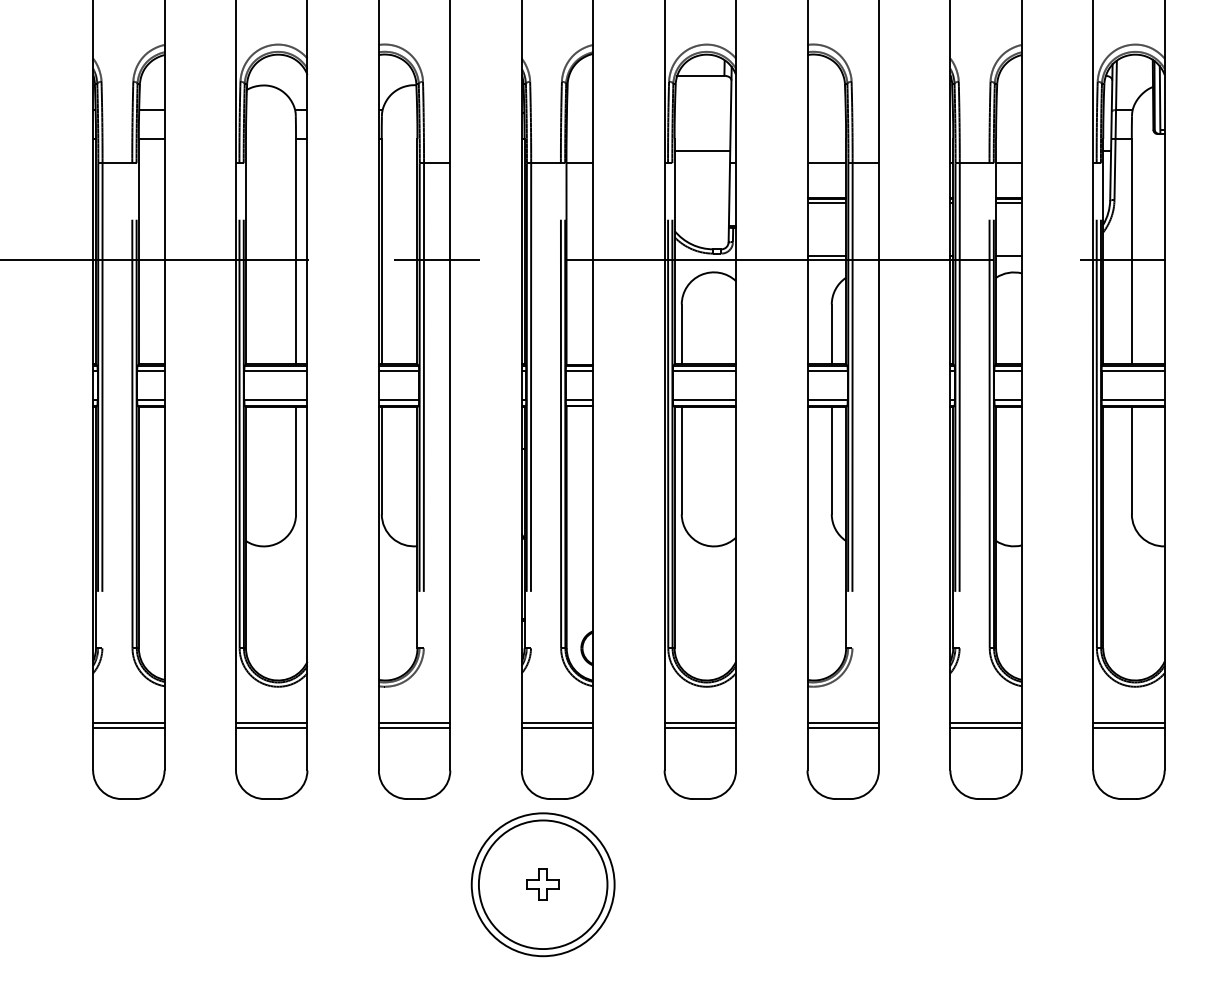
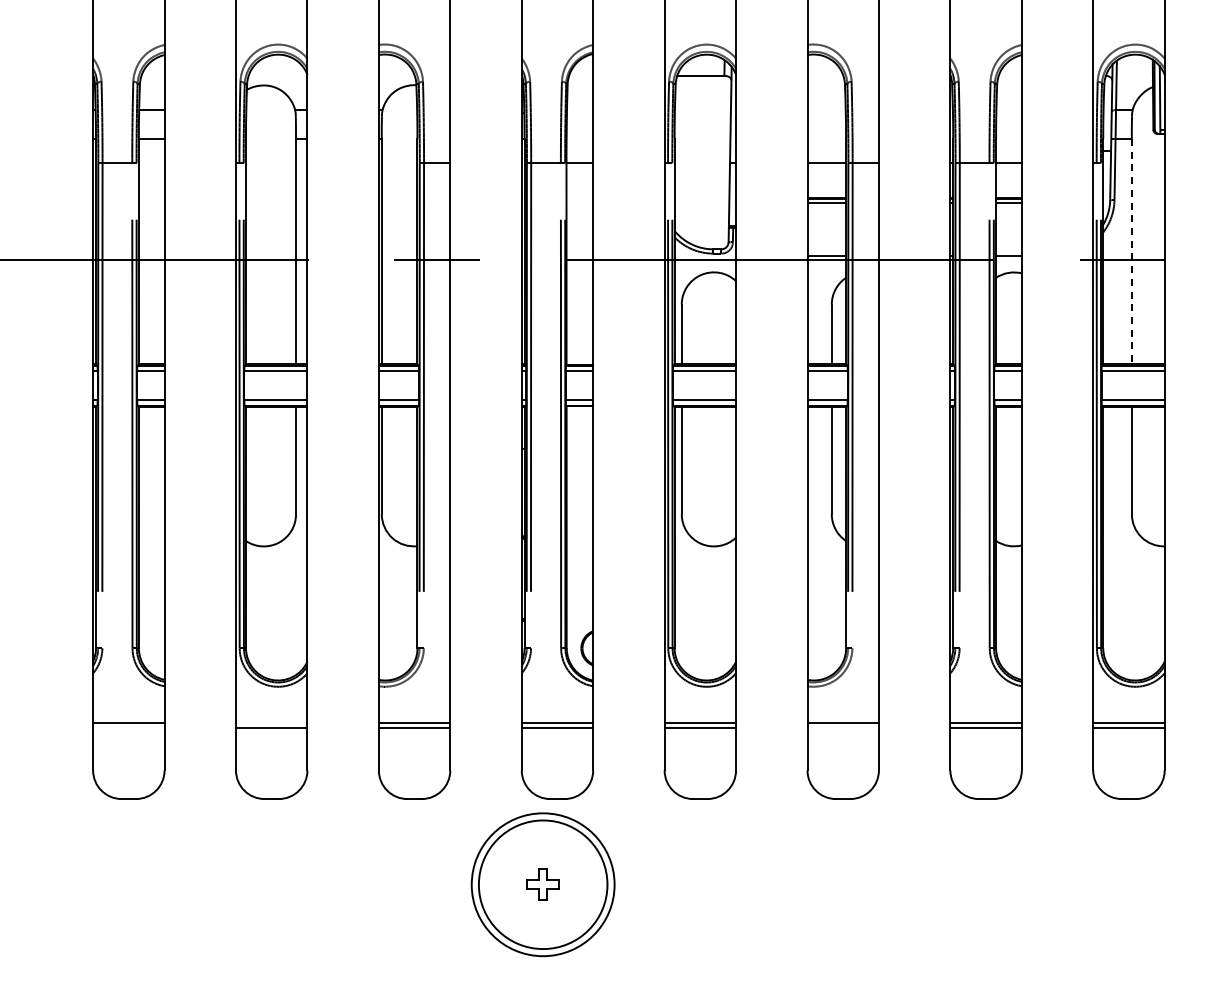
line: present -> none (702, 151)
line: solid -> dashed (1131, 251)
line: present -> none (271, 723)
line: present -> none (128, 727)
line: present -> none (842, 727)
